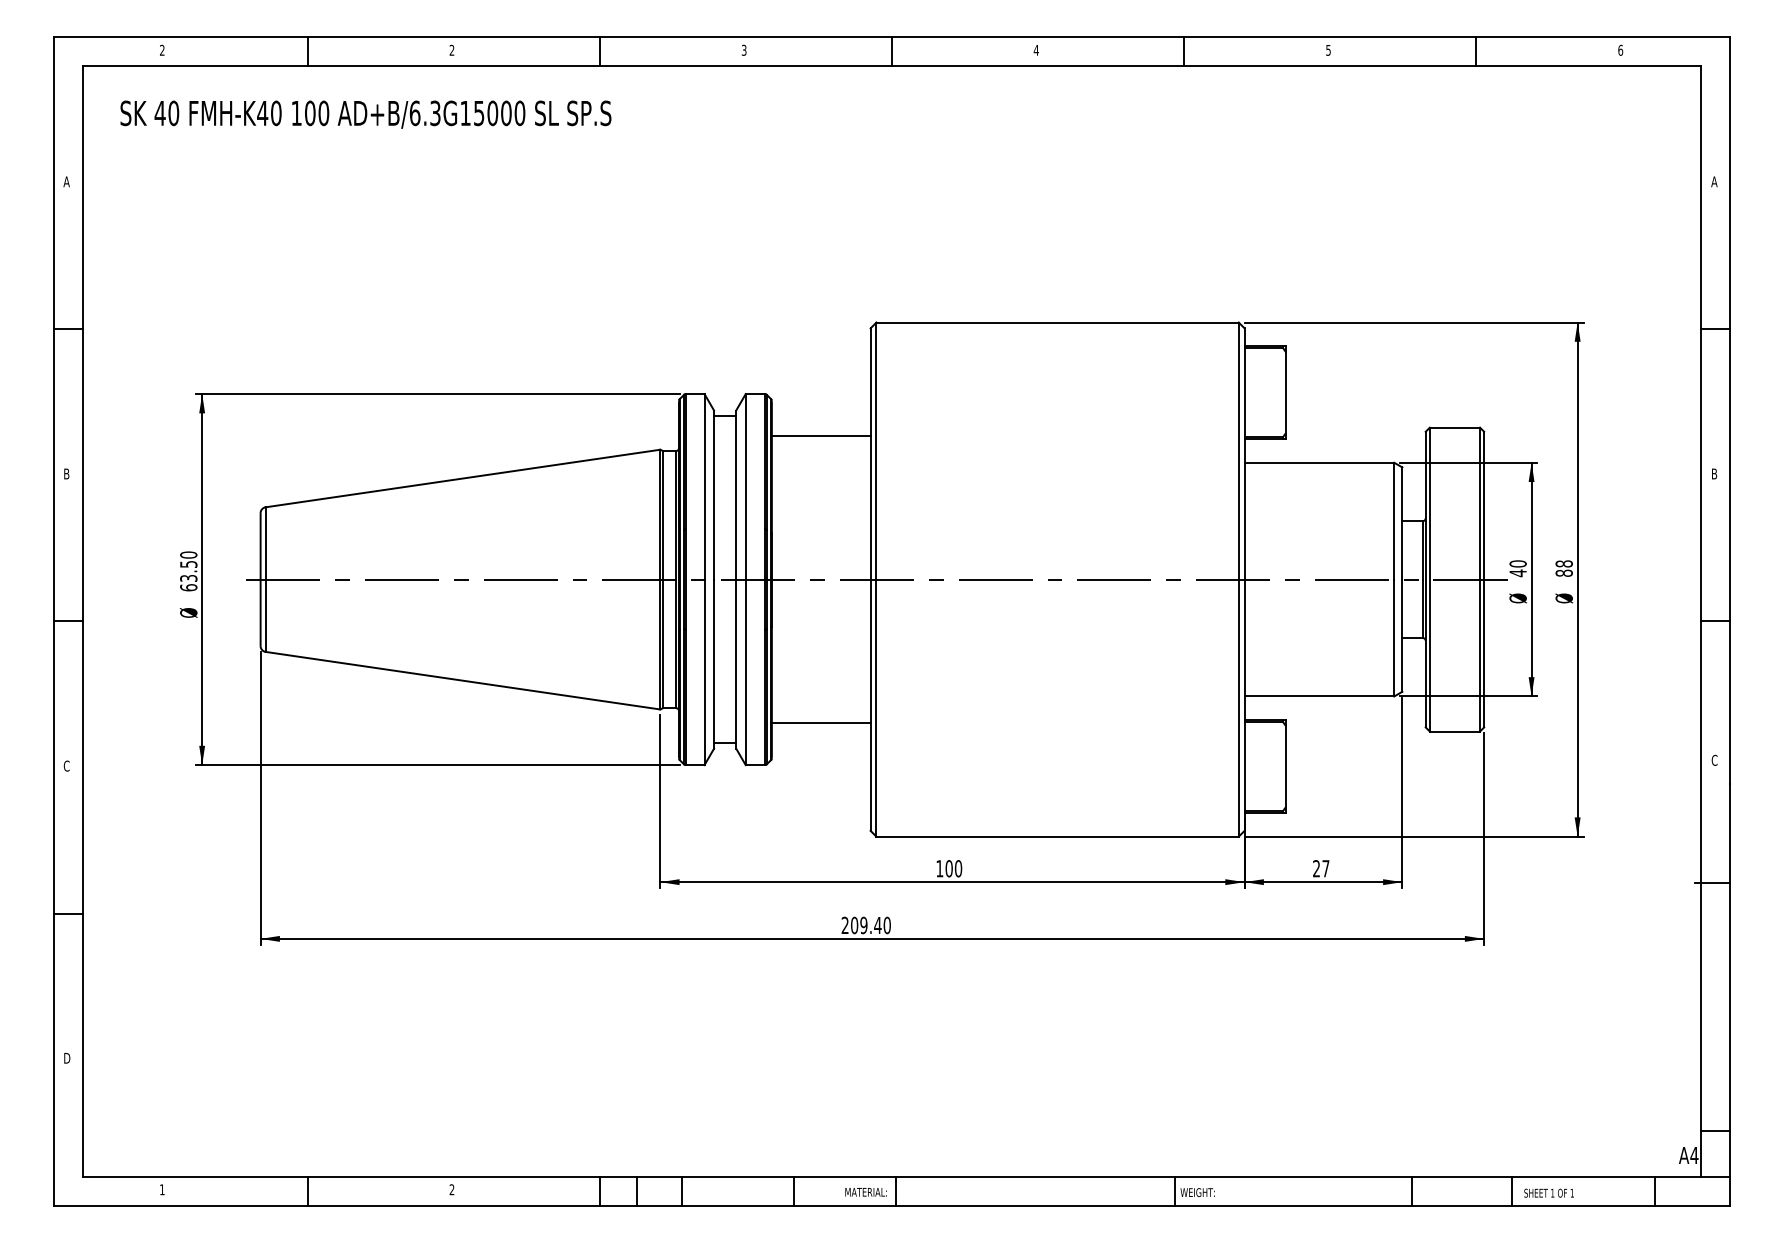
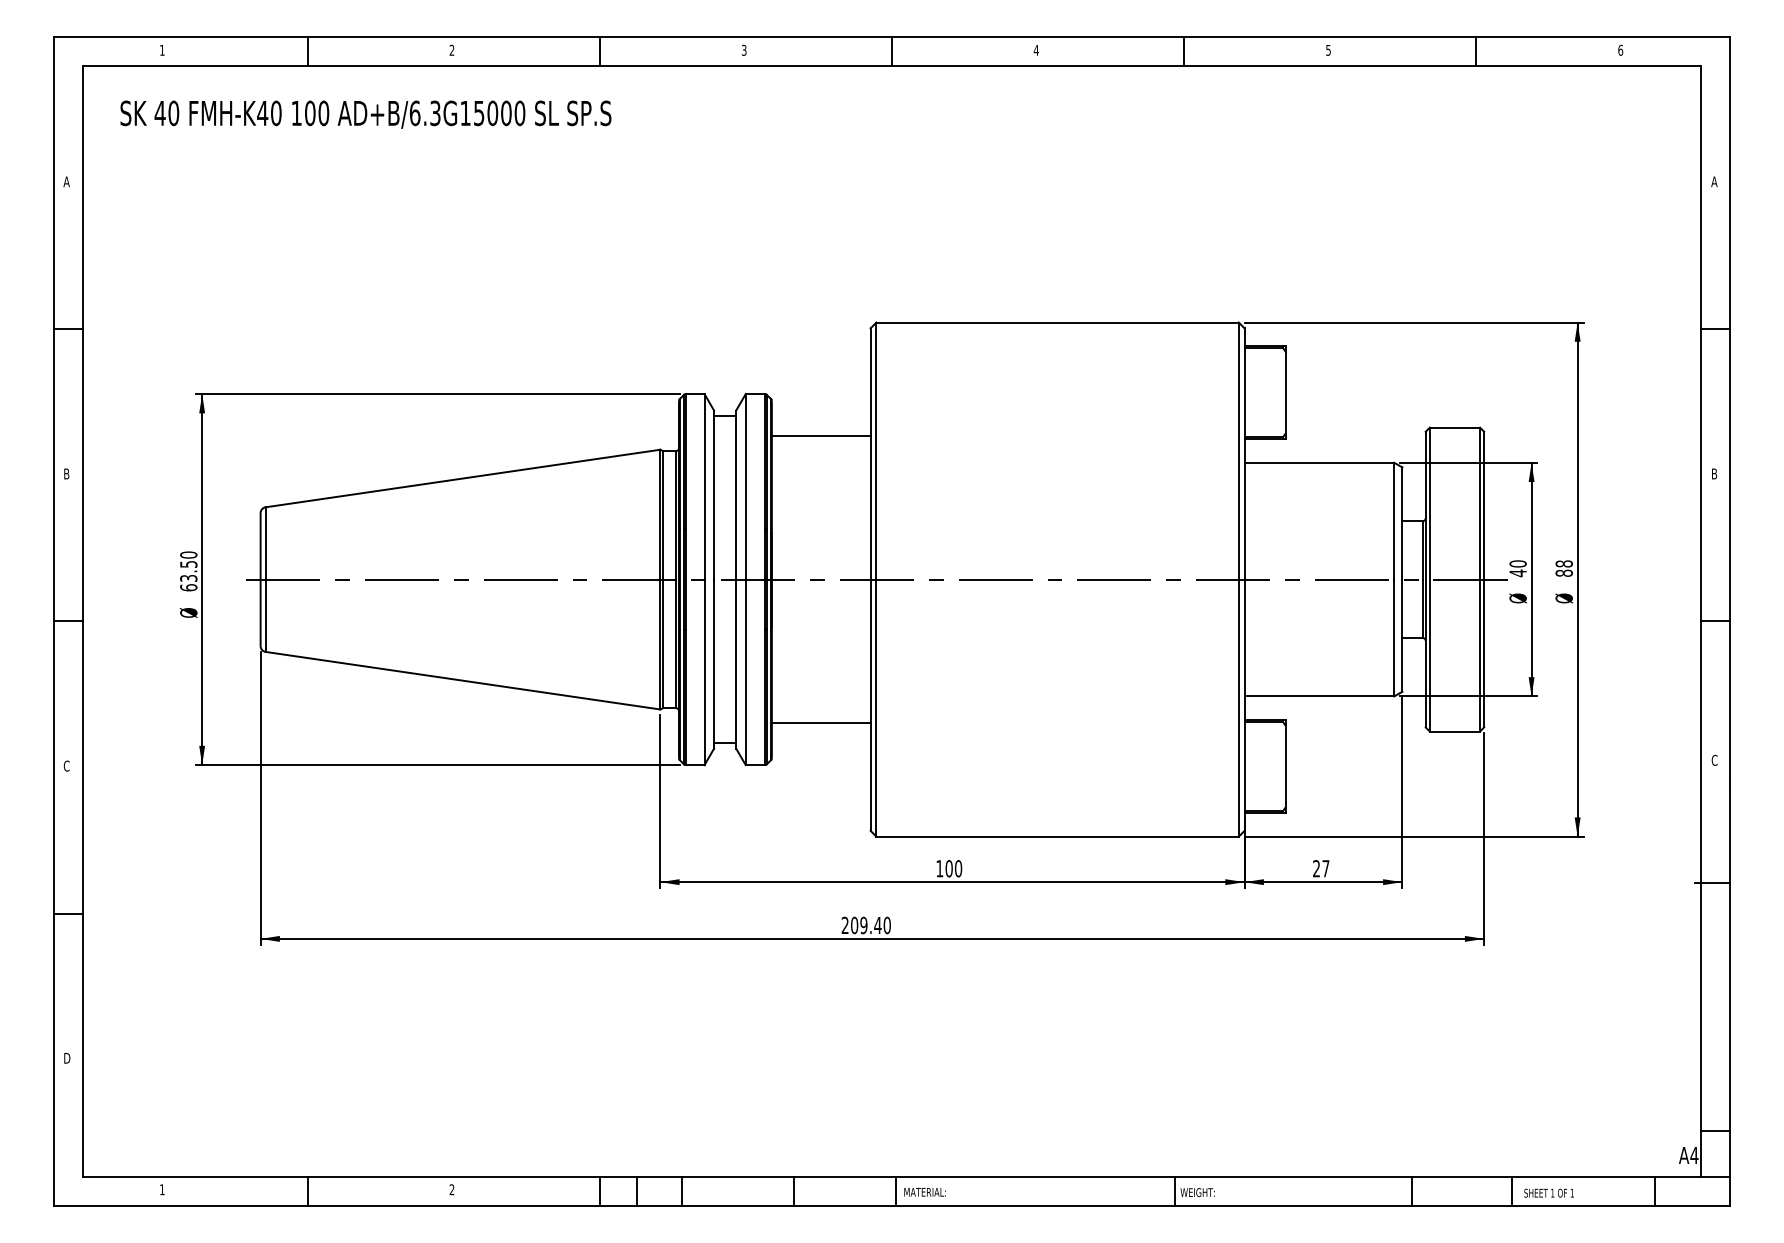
text: 2 -> 1 (162, 49)
text position: (865, 1192) -> (924, 1192) (924, 1192)
